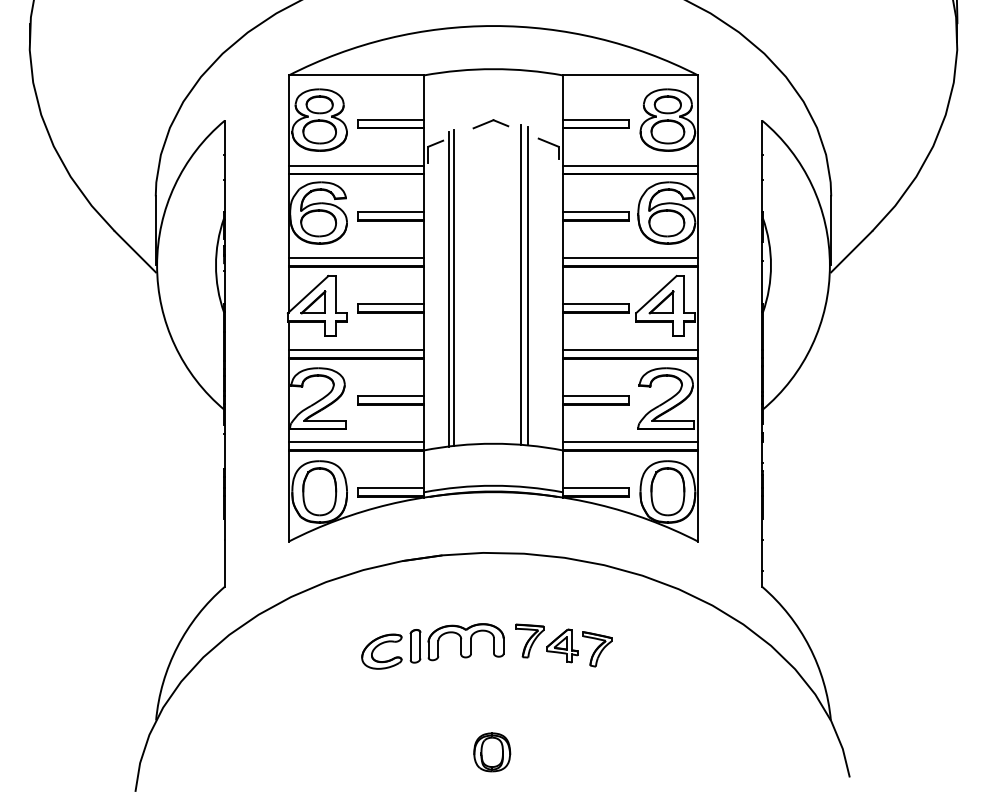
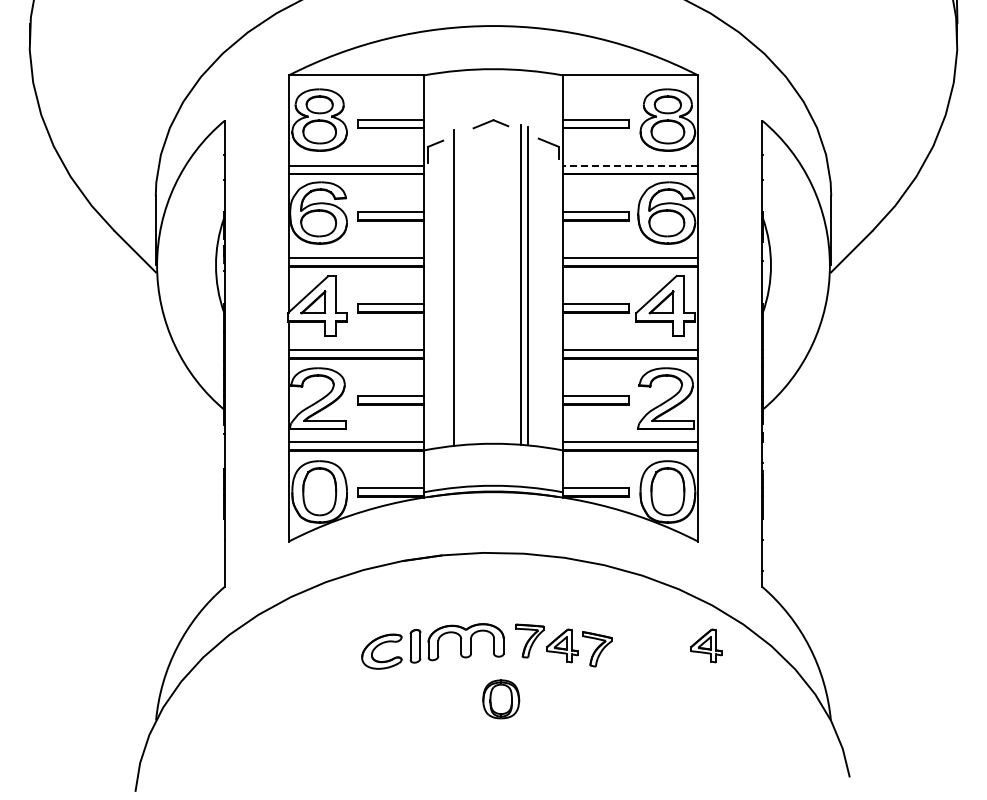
line: solid -> dashed (630, 165)
line: present -> none (448, 289)
part: none -> present (706, 645)
part position: (492, 752) -> (501, 699) (501, 699)
